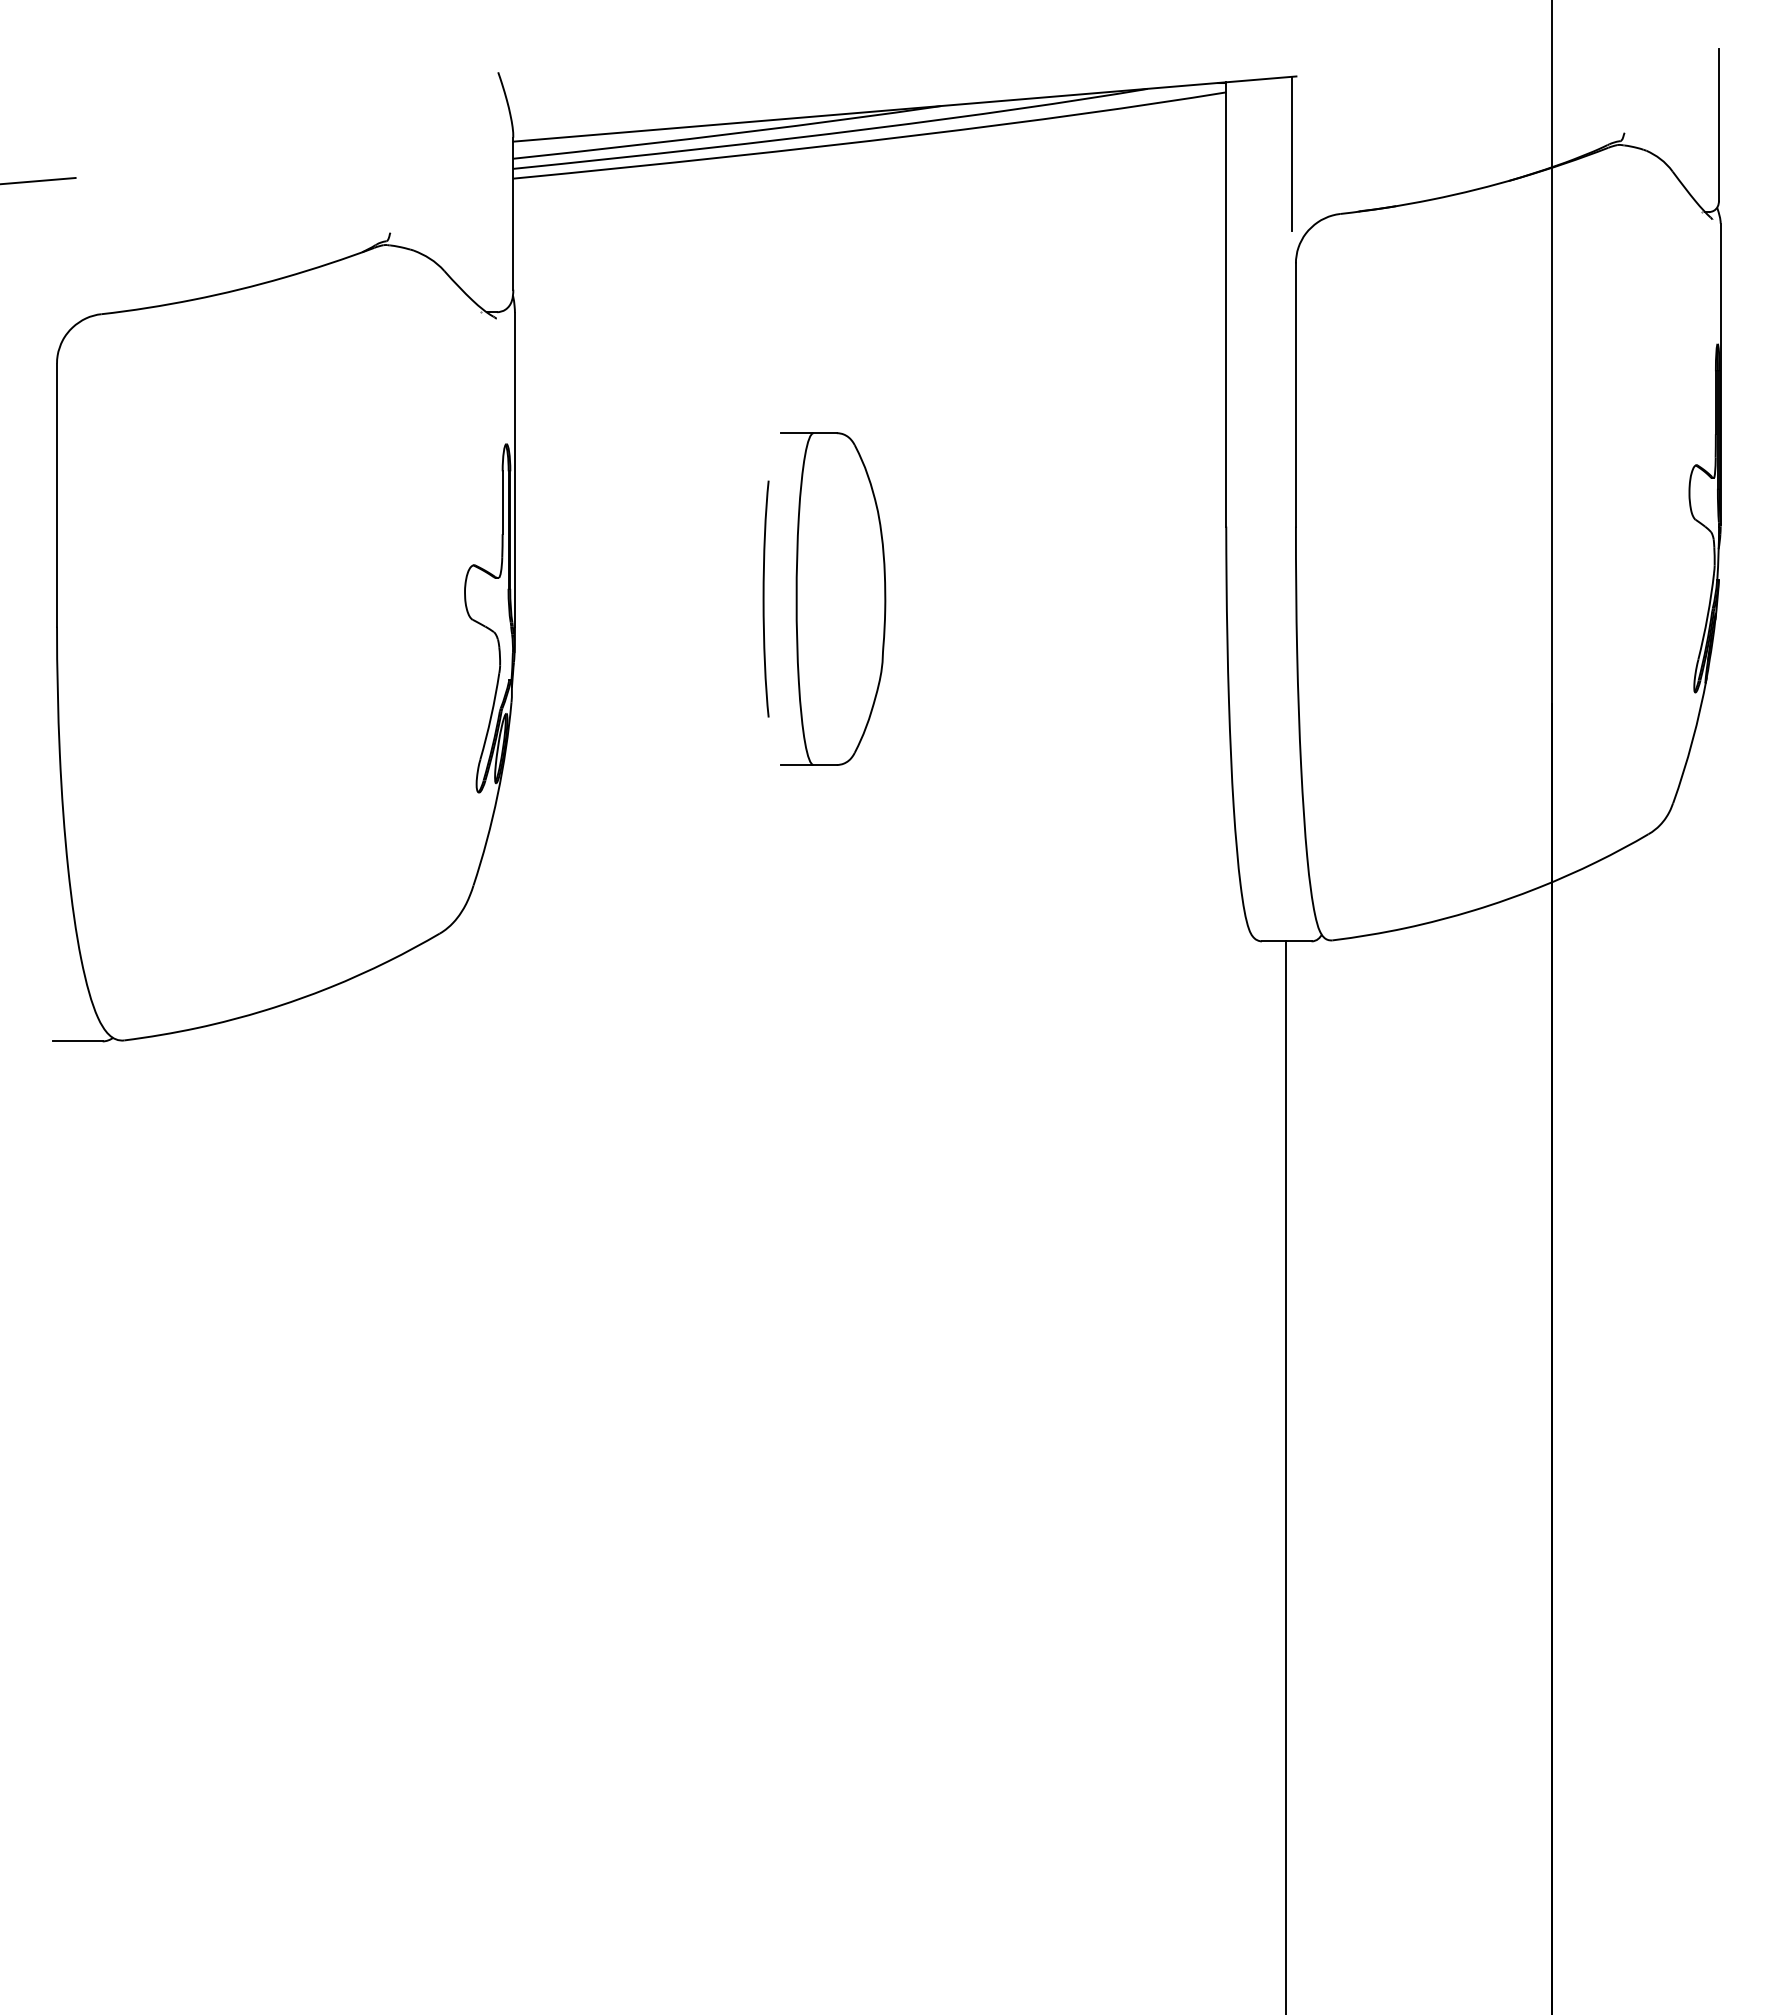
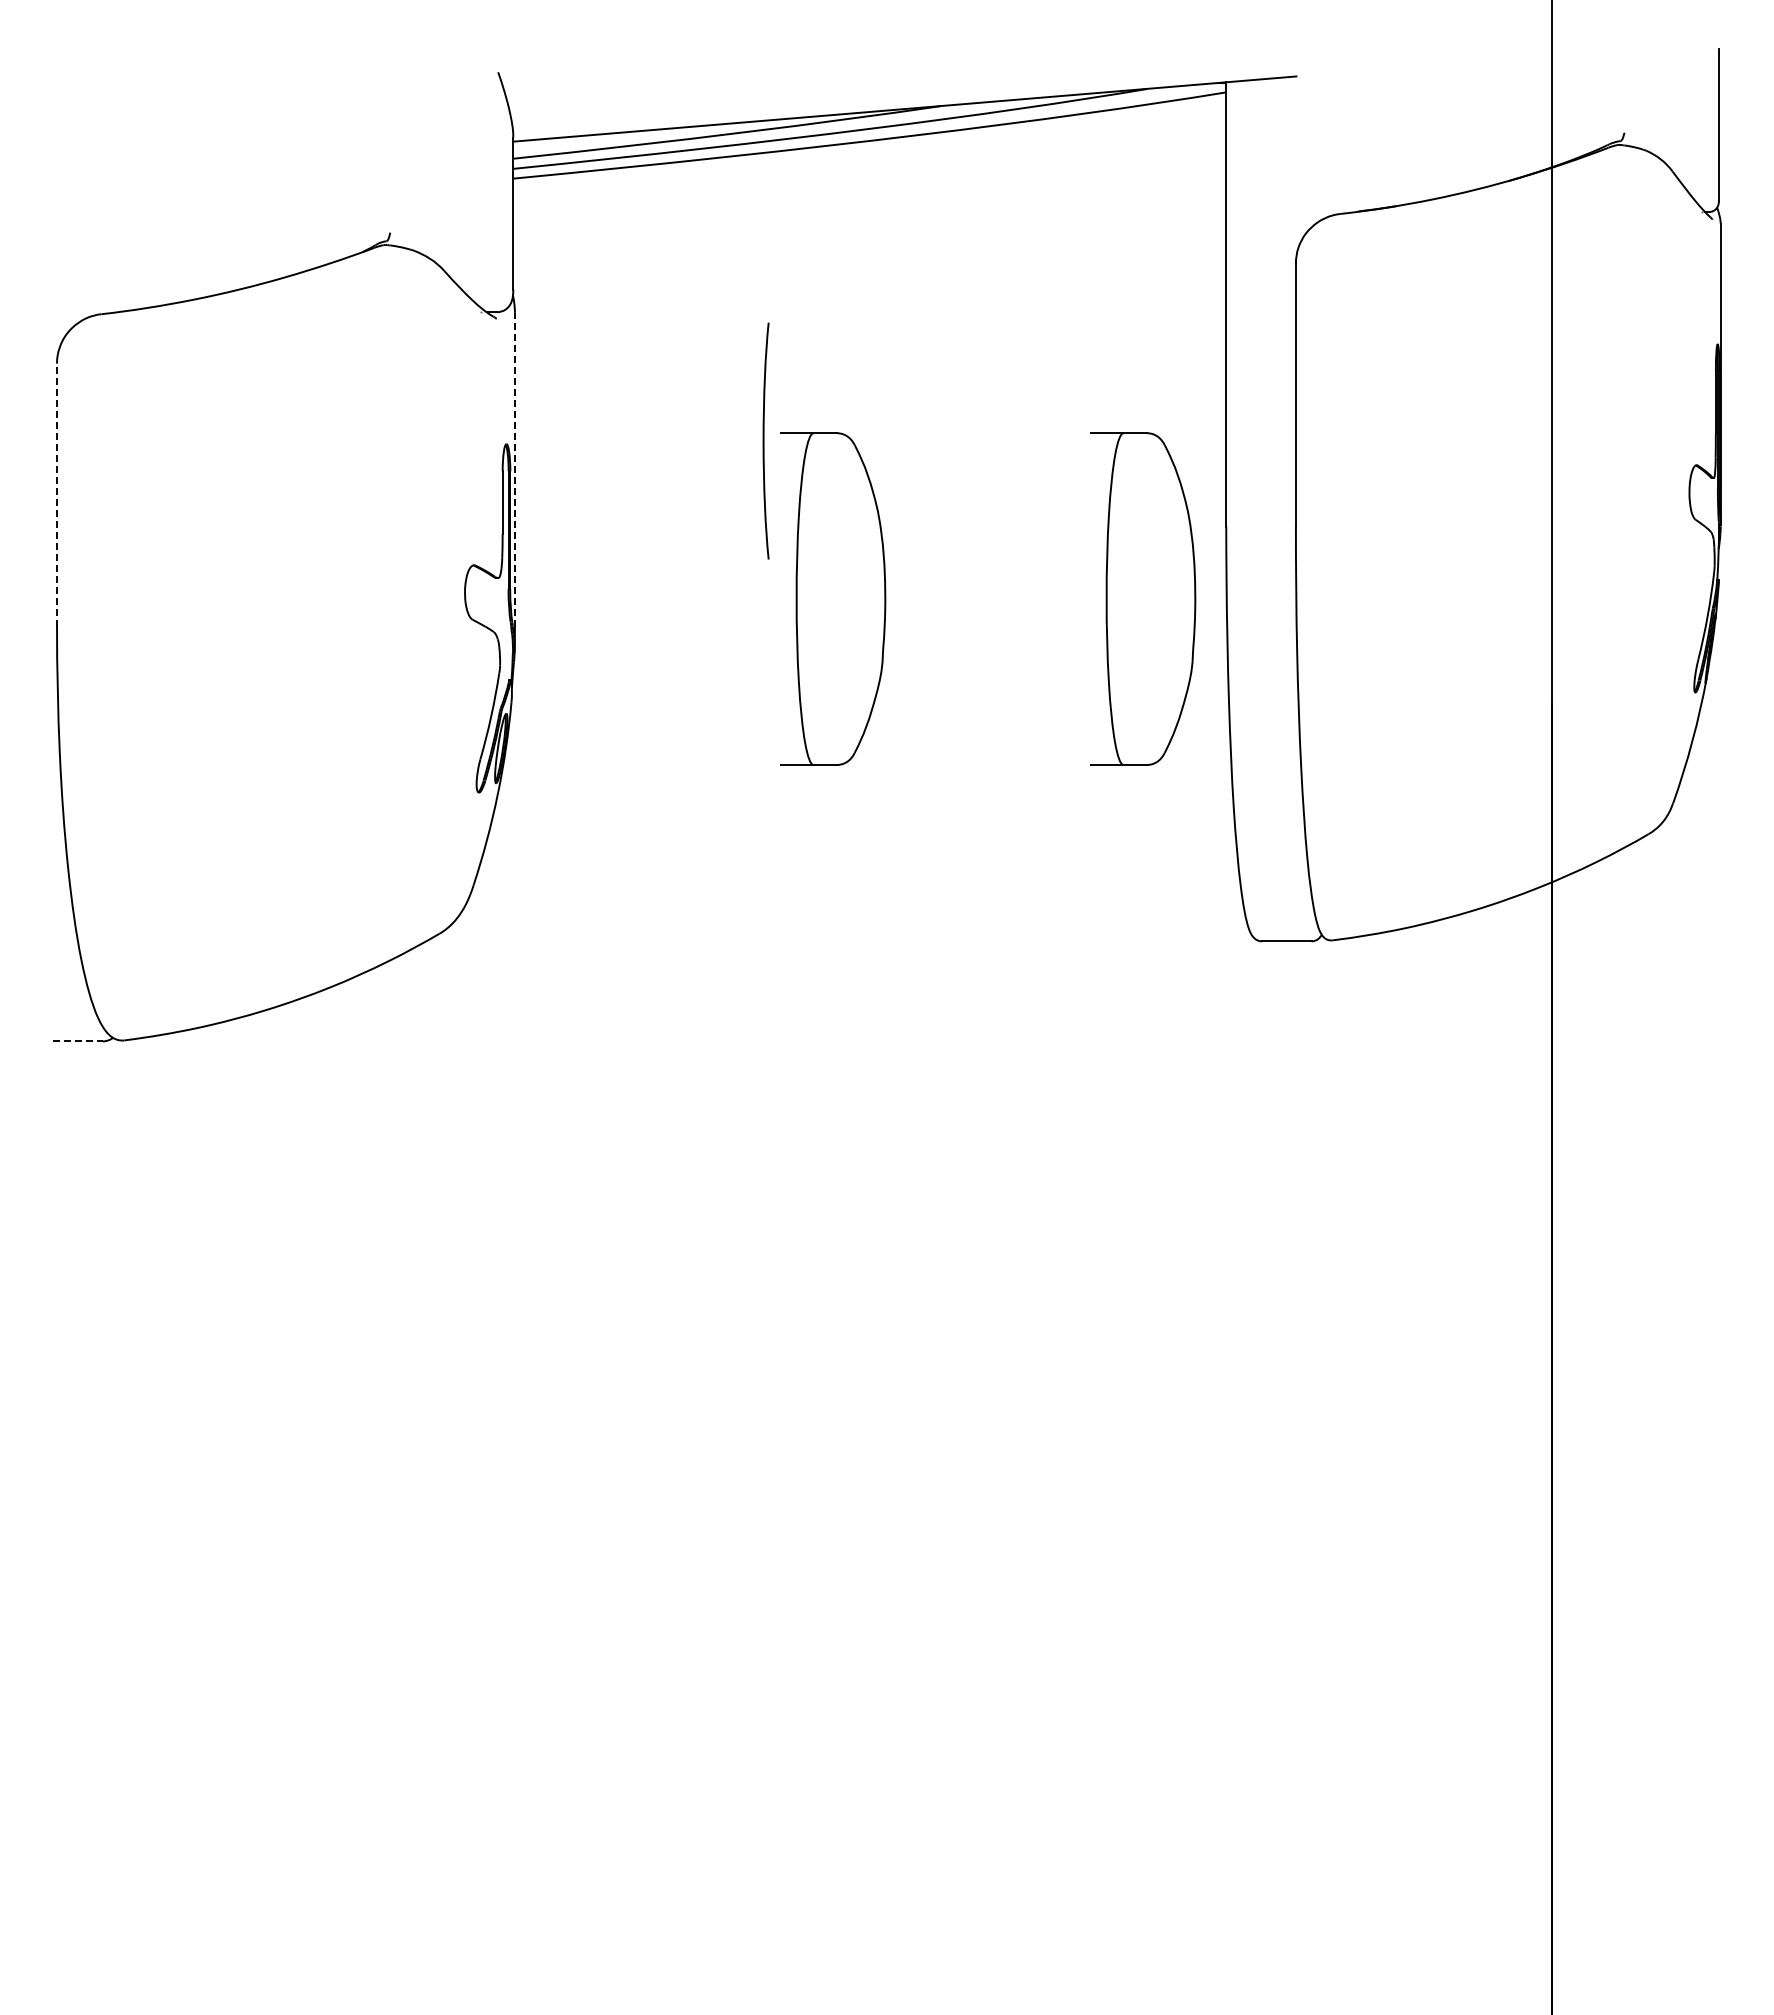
line: present -> none (1291, 153)
line: present -> none (38, 181)
line: solid -> dashed (514, 469)
line: solid -> dashed (57, 494)
curve position: (764, 598) -> (764, 440) (764, 440)
part: none -> present (1143, 598)
line: solid -> dashed (78, 1041)
line: present -> none (1285, 1476)
